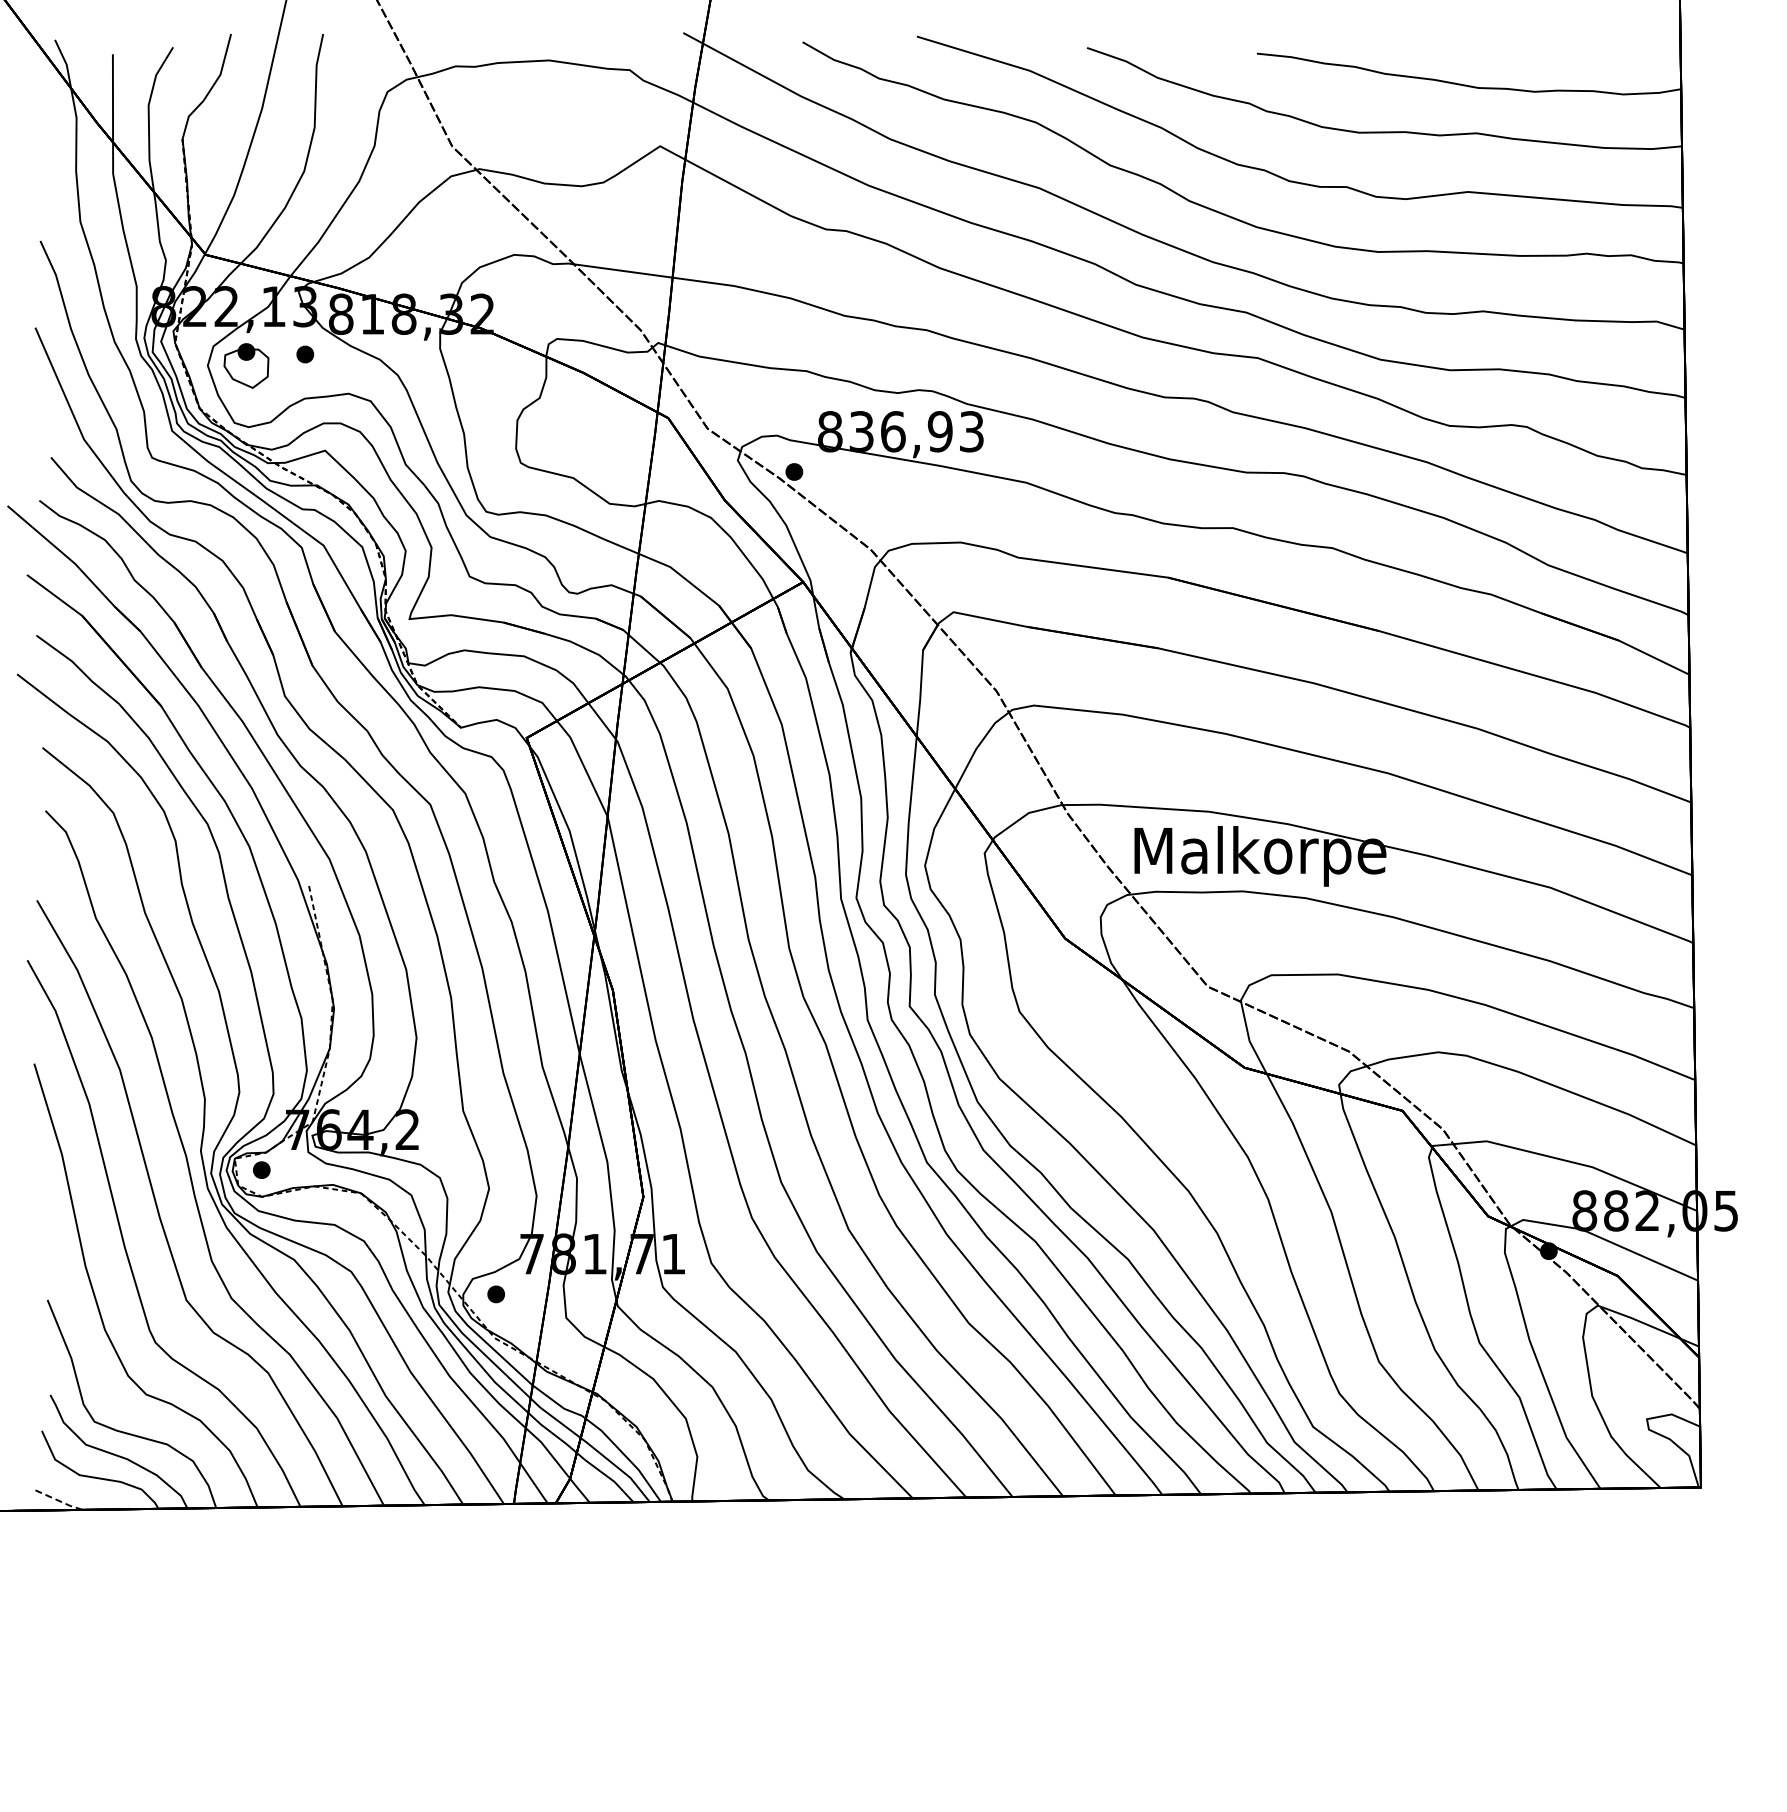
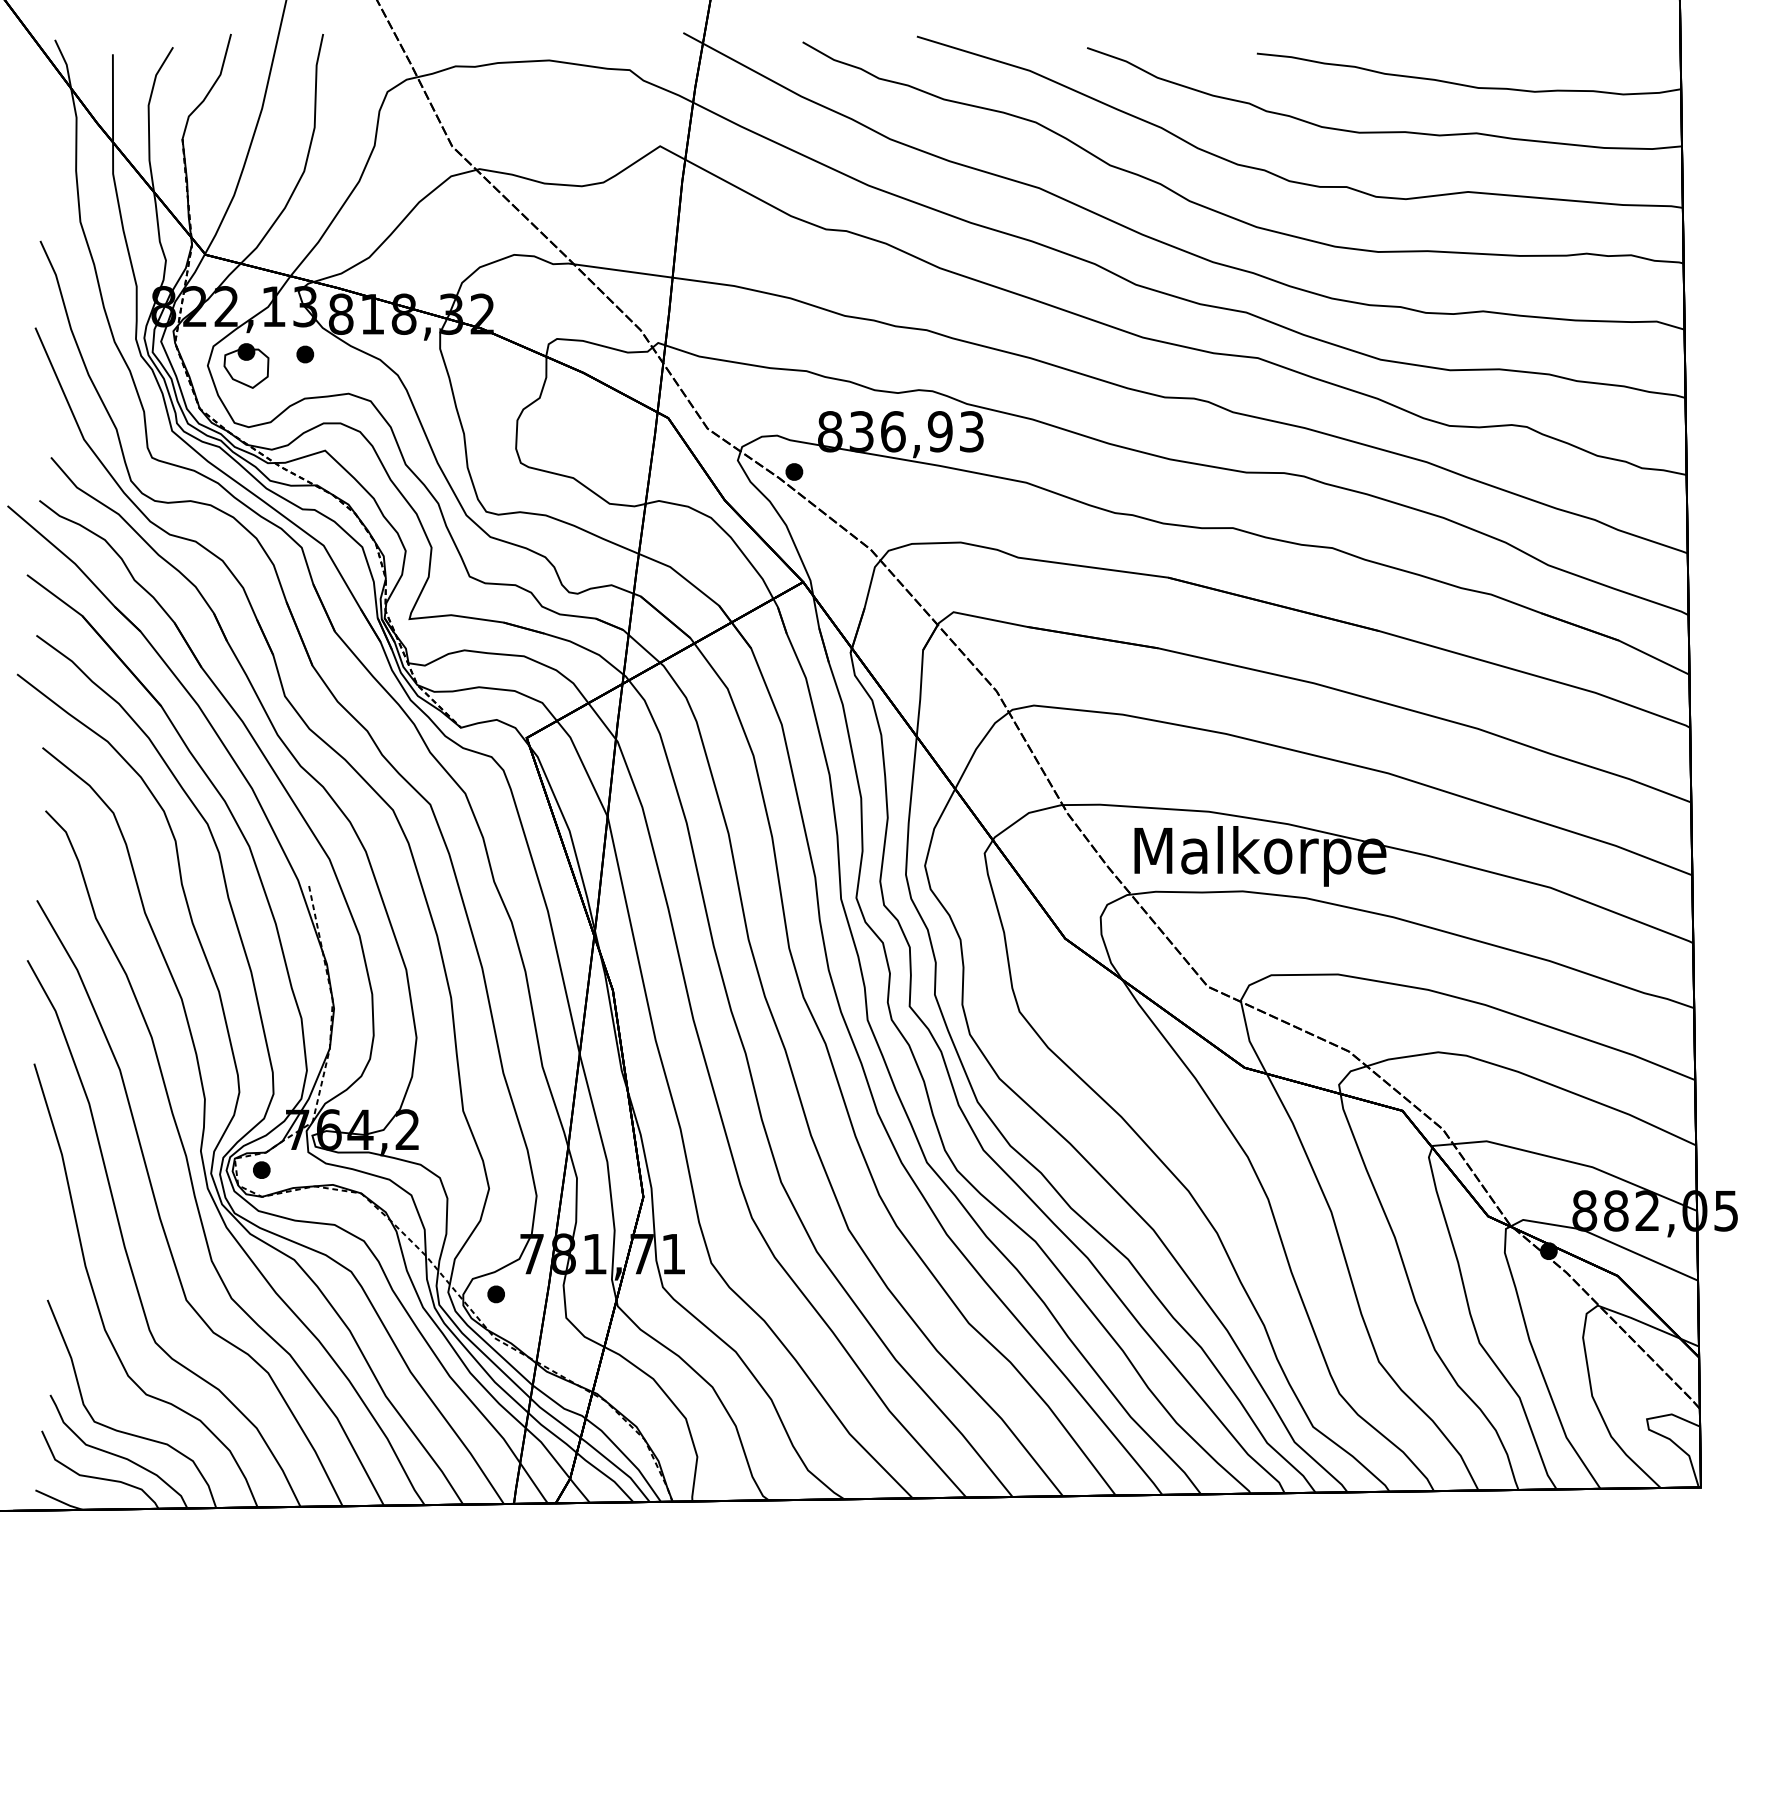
line: dashed -> solid (59, 1501)
